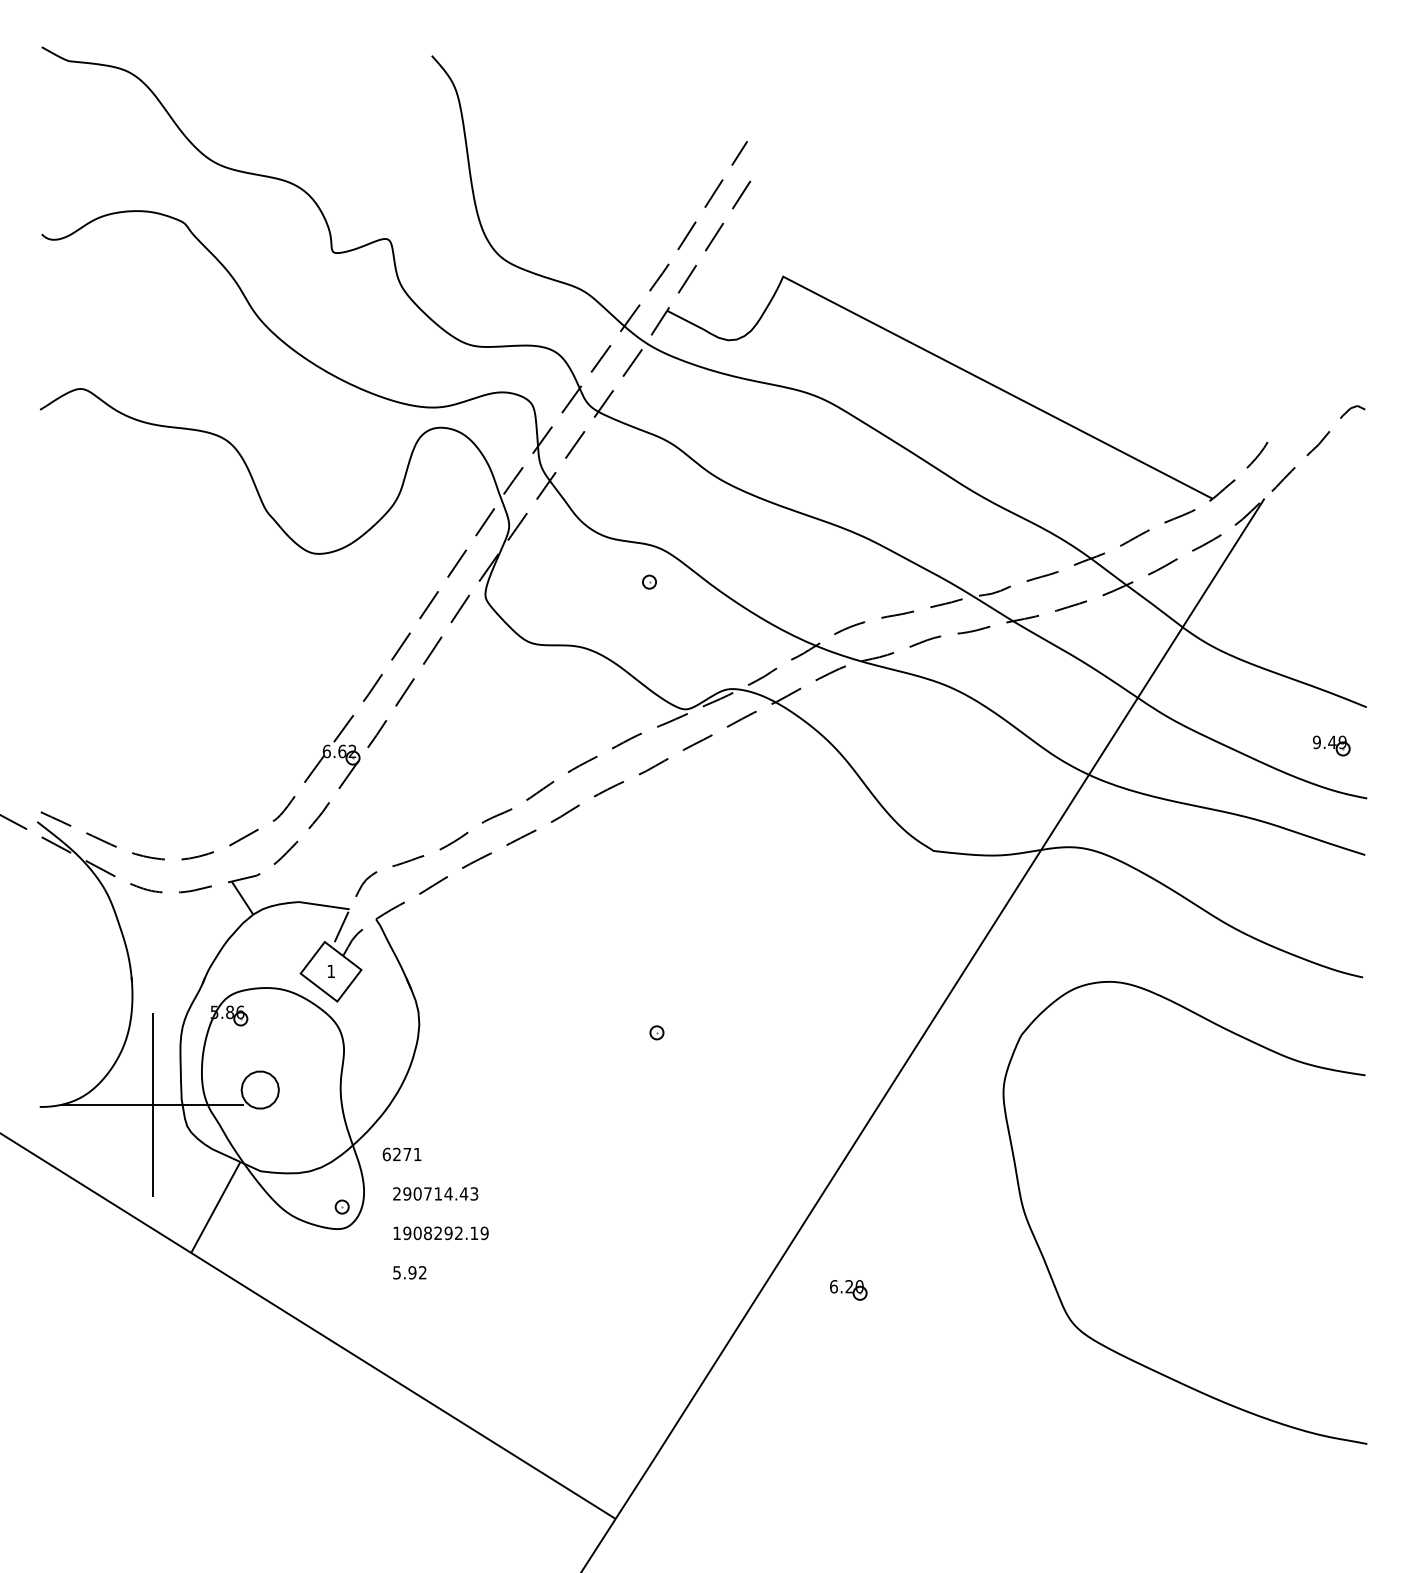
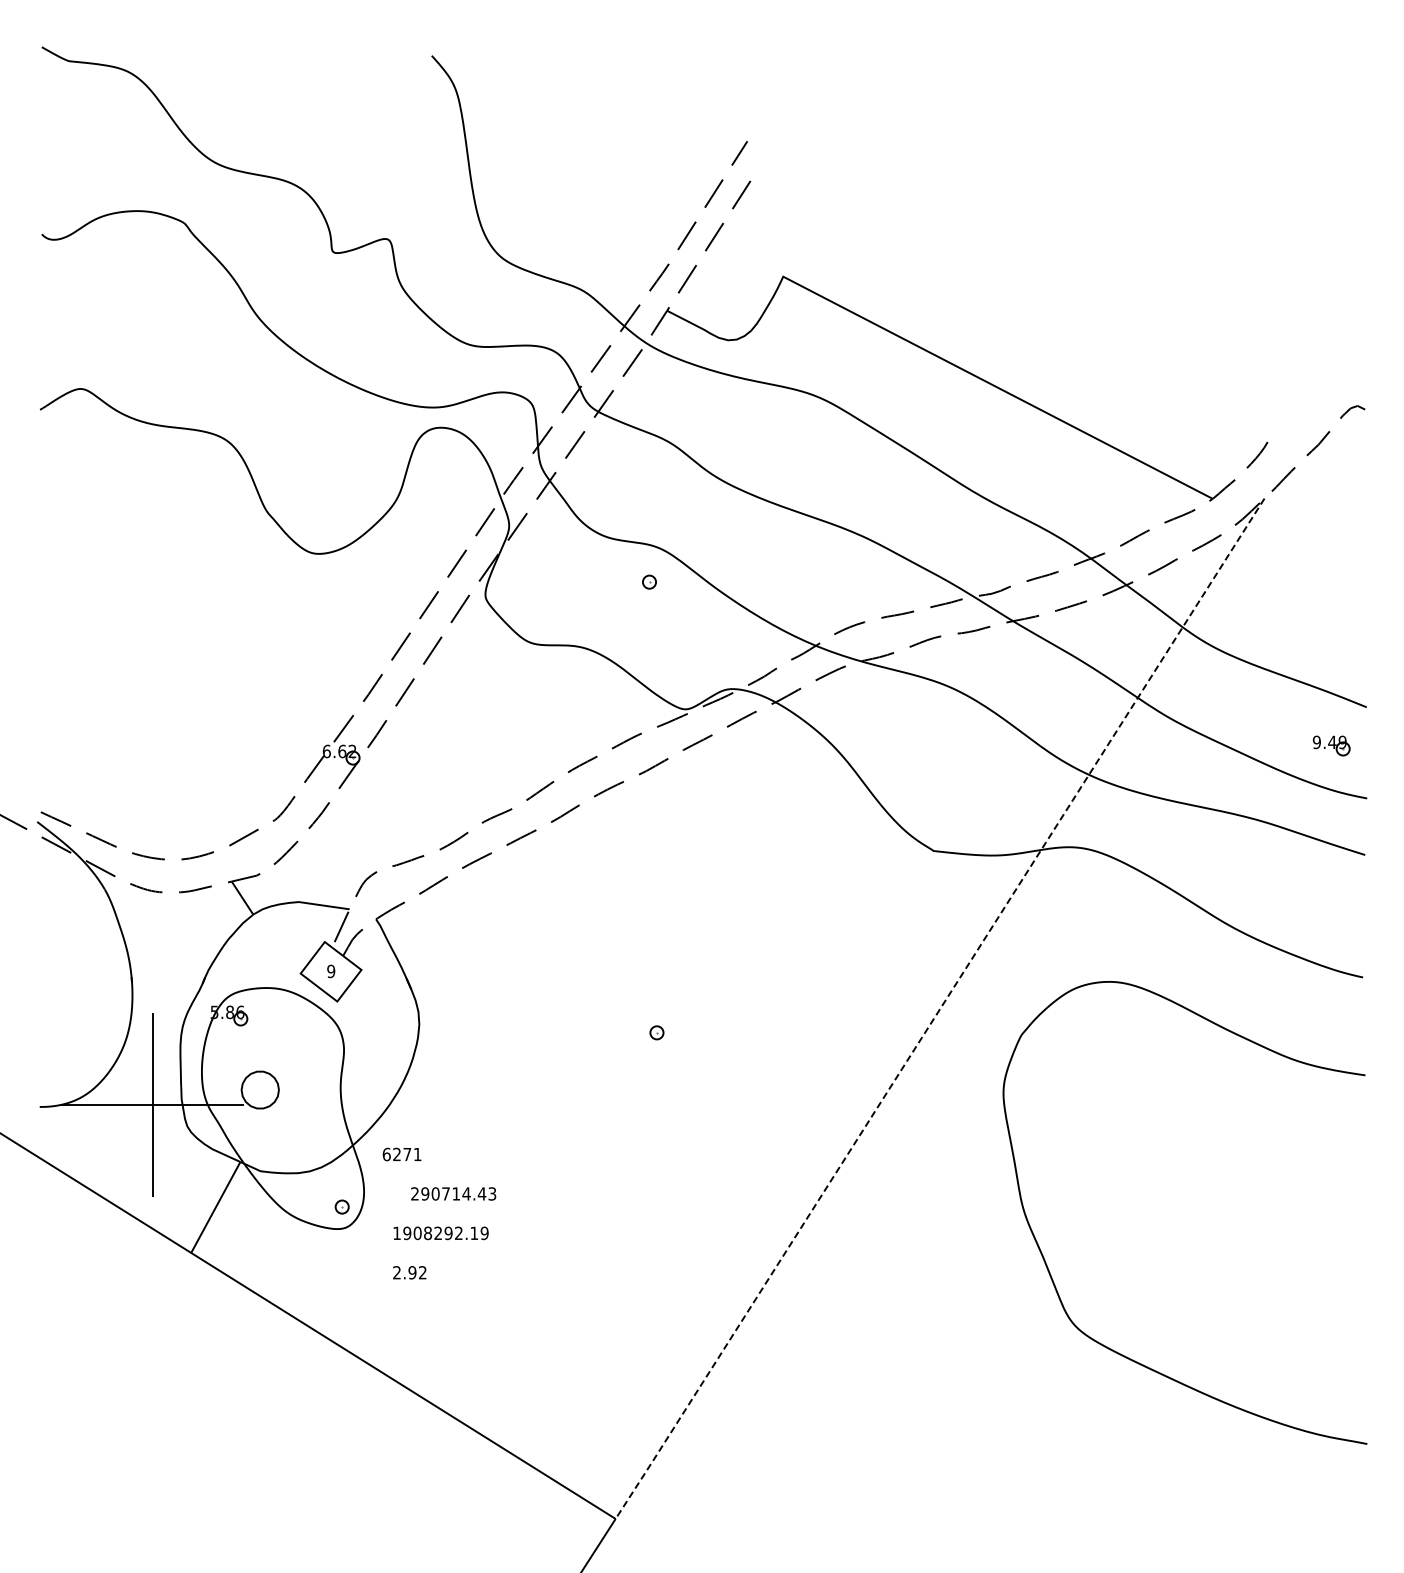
text: 1 -> 9 (331, 971)
line: solid -> dashed (939, 1009)
text position: (435, 1193) -> (453, 1193) (453, 1193)
text: 5.92 -> 2.92 (396, 1272)
part: present -> none (848, 1290)
